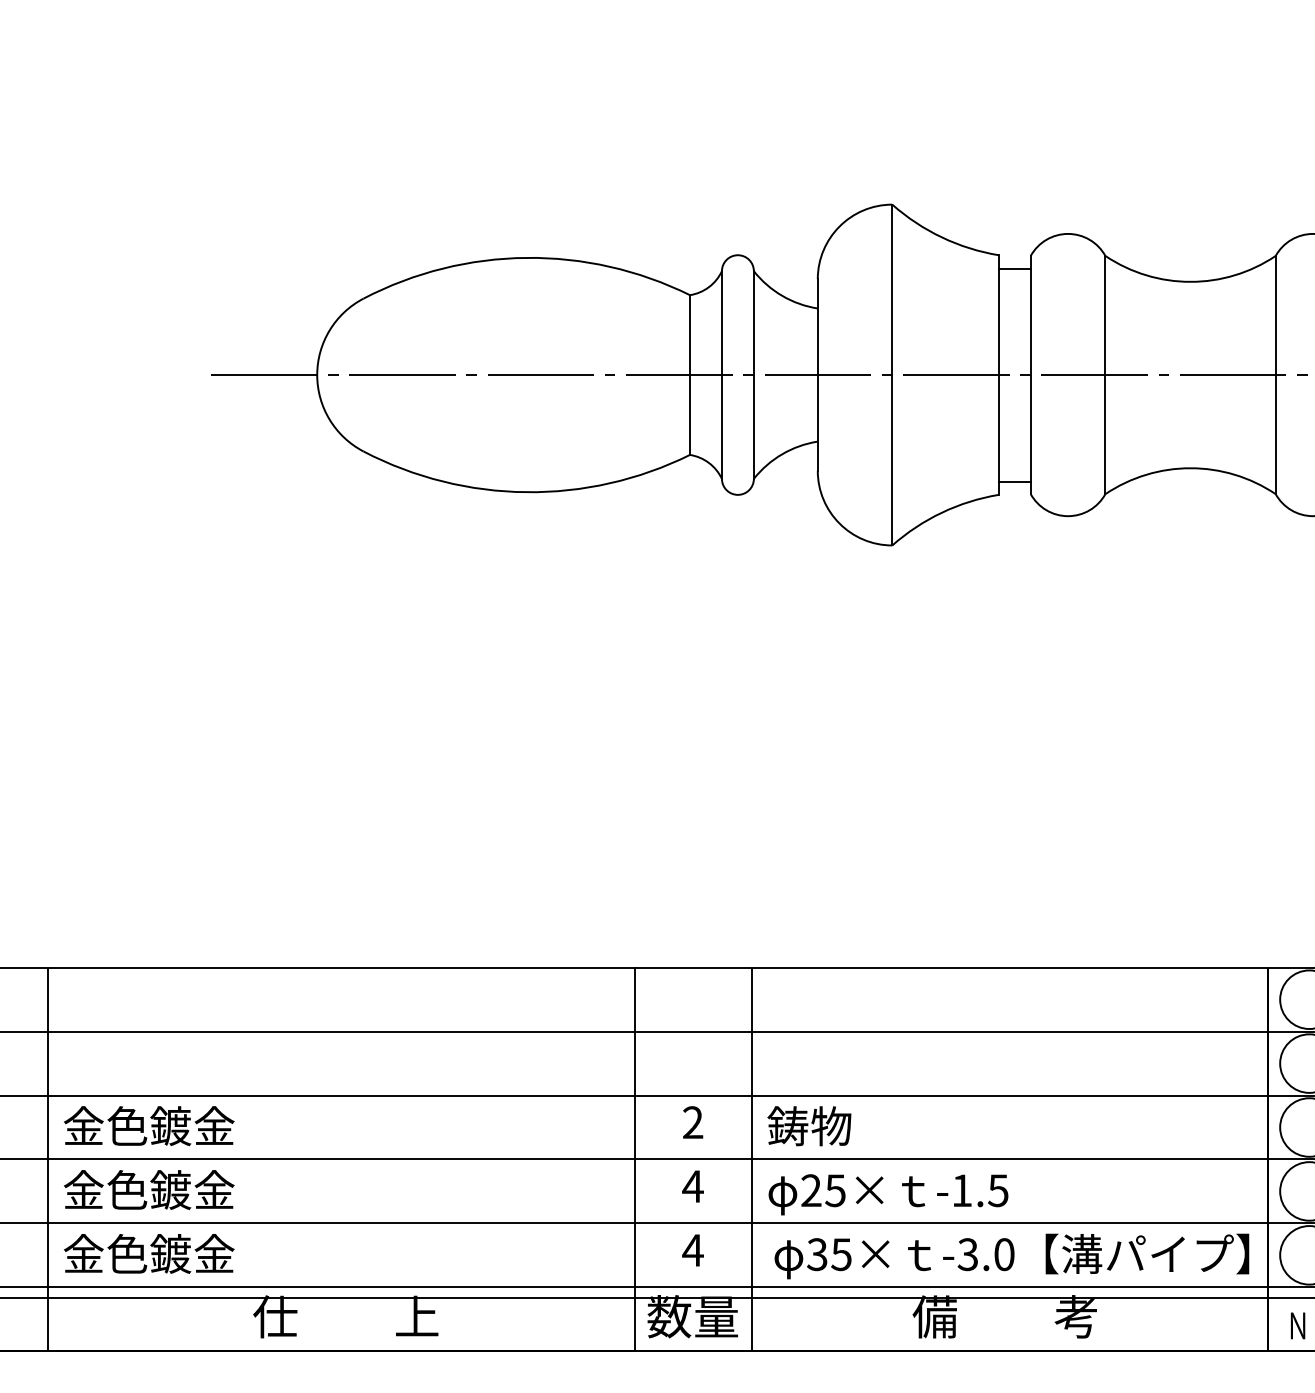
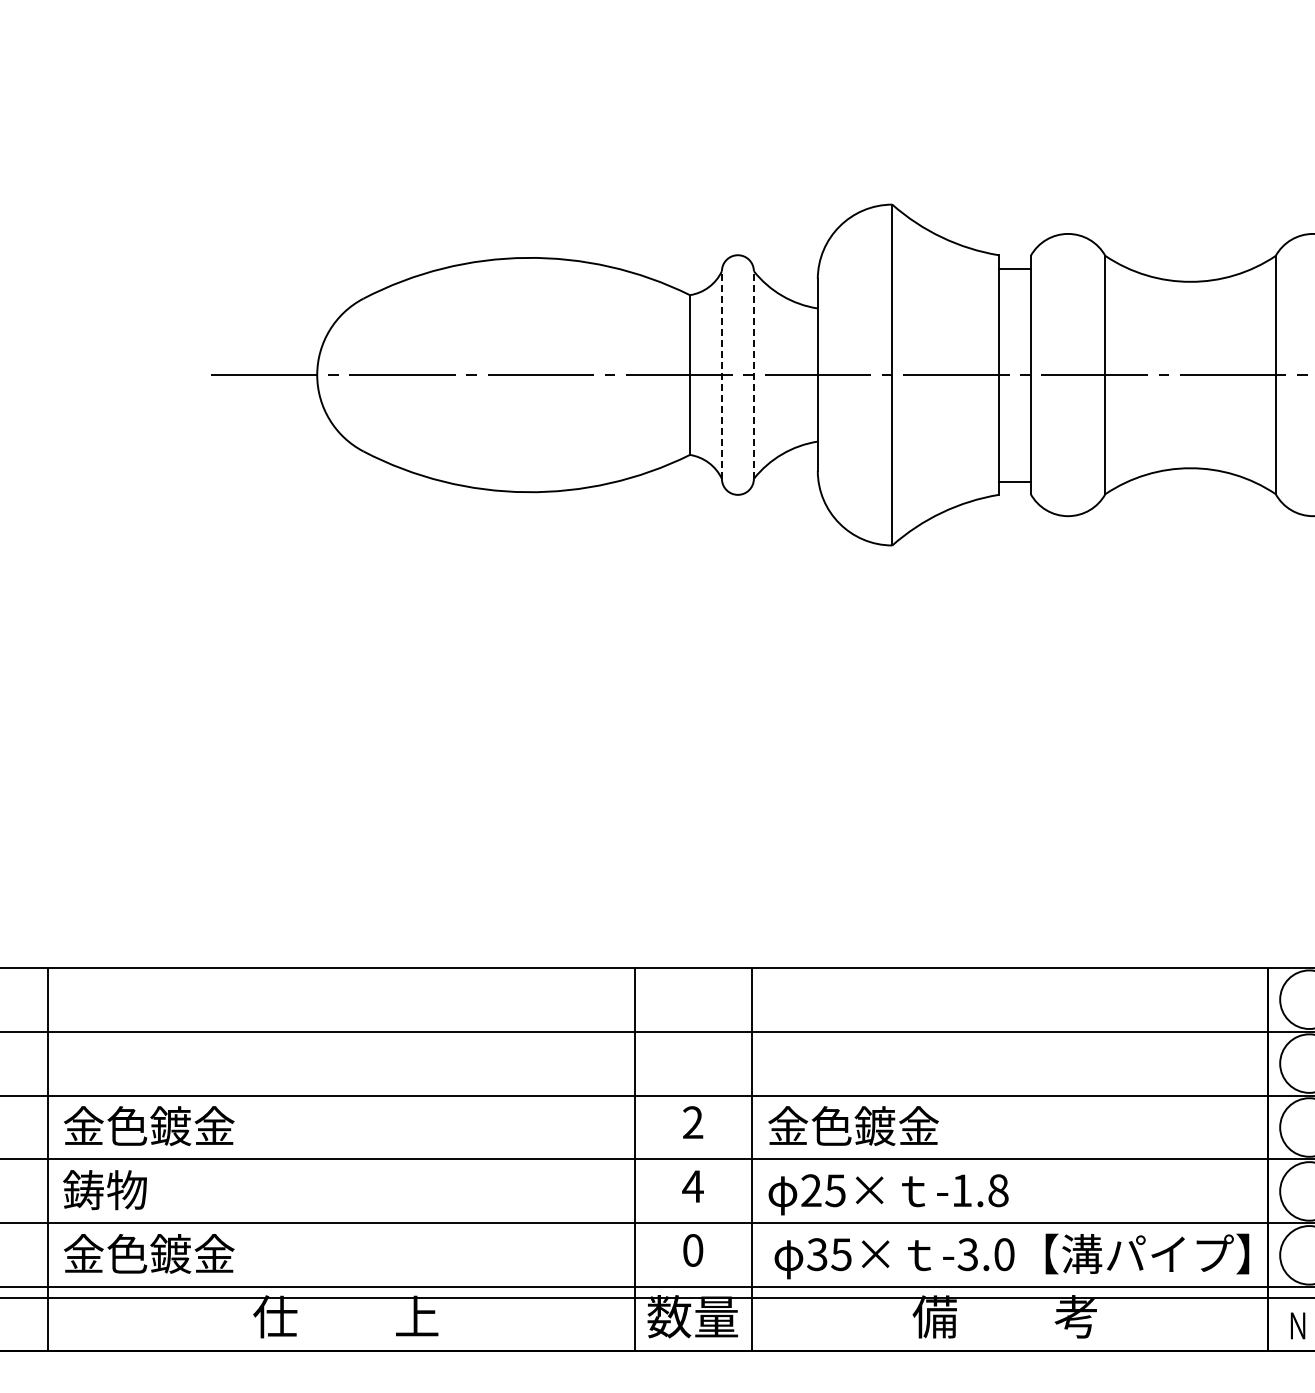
line: solid -> dashed (721, 375)
line: solid -> dashed (753, 375)
text: 鋳物 -> 金色鍍金 (852, 1126)
text: 金色鍍金 -> 鋳物 (148, 1190)
text: -1.5 -> -1.8 (998, 1190)
text: 4 -> 0 (692, 1250)
